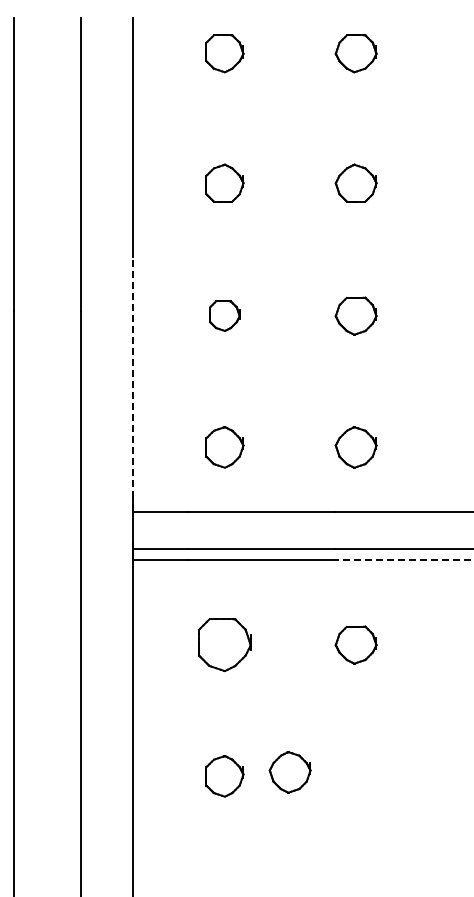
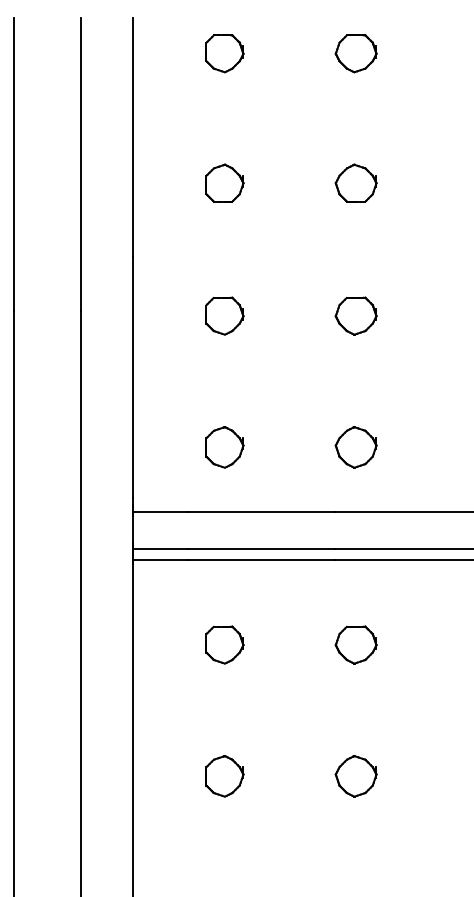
part size: 32x32 px -> 40x40 px (224, 315)
line: dashed -> solid (132, 377)
line: dashed -> solid (403, 560)
part size: 54x54 px -> 40x40 px (224, 644)
part position: (289, 772) -> (355, 776) (355, 776)
